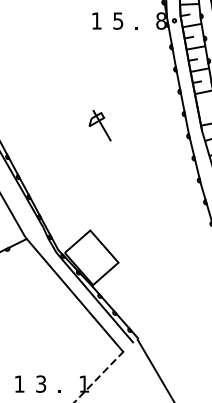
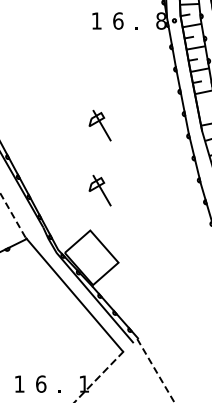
text: 5 -> 6 (118, 20)
part: none -> present (99, 190)
line: solid -> dashed (12, 214)
line: solid -> dashed (155, 370)
text: 3 -> 6 (41, 383)
